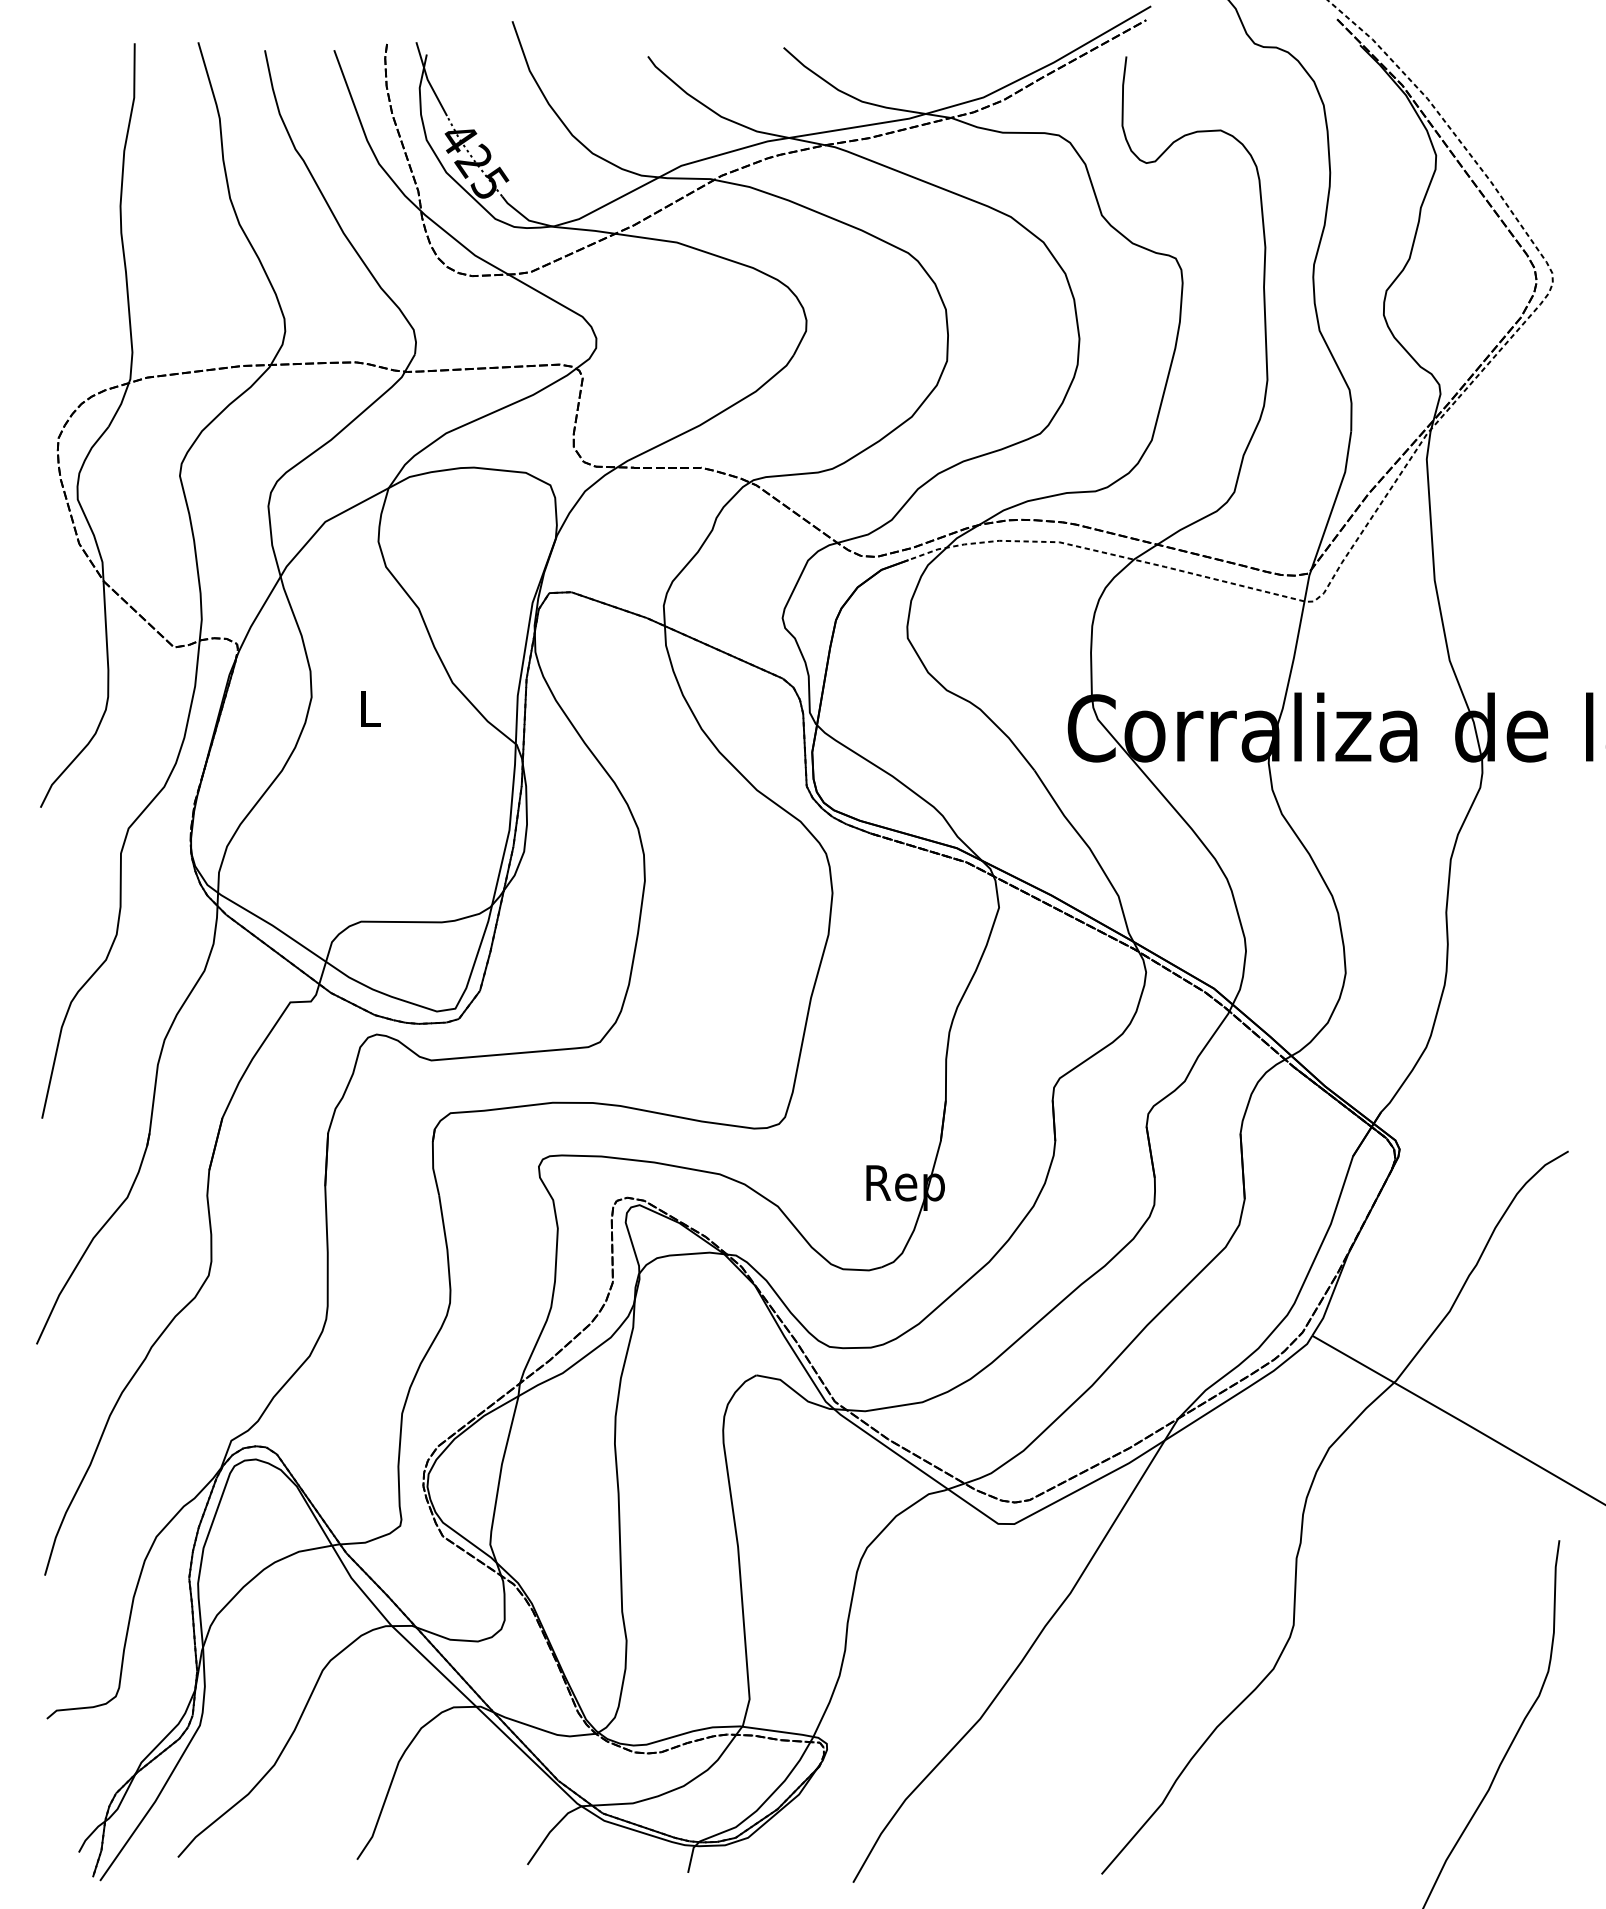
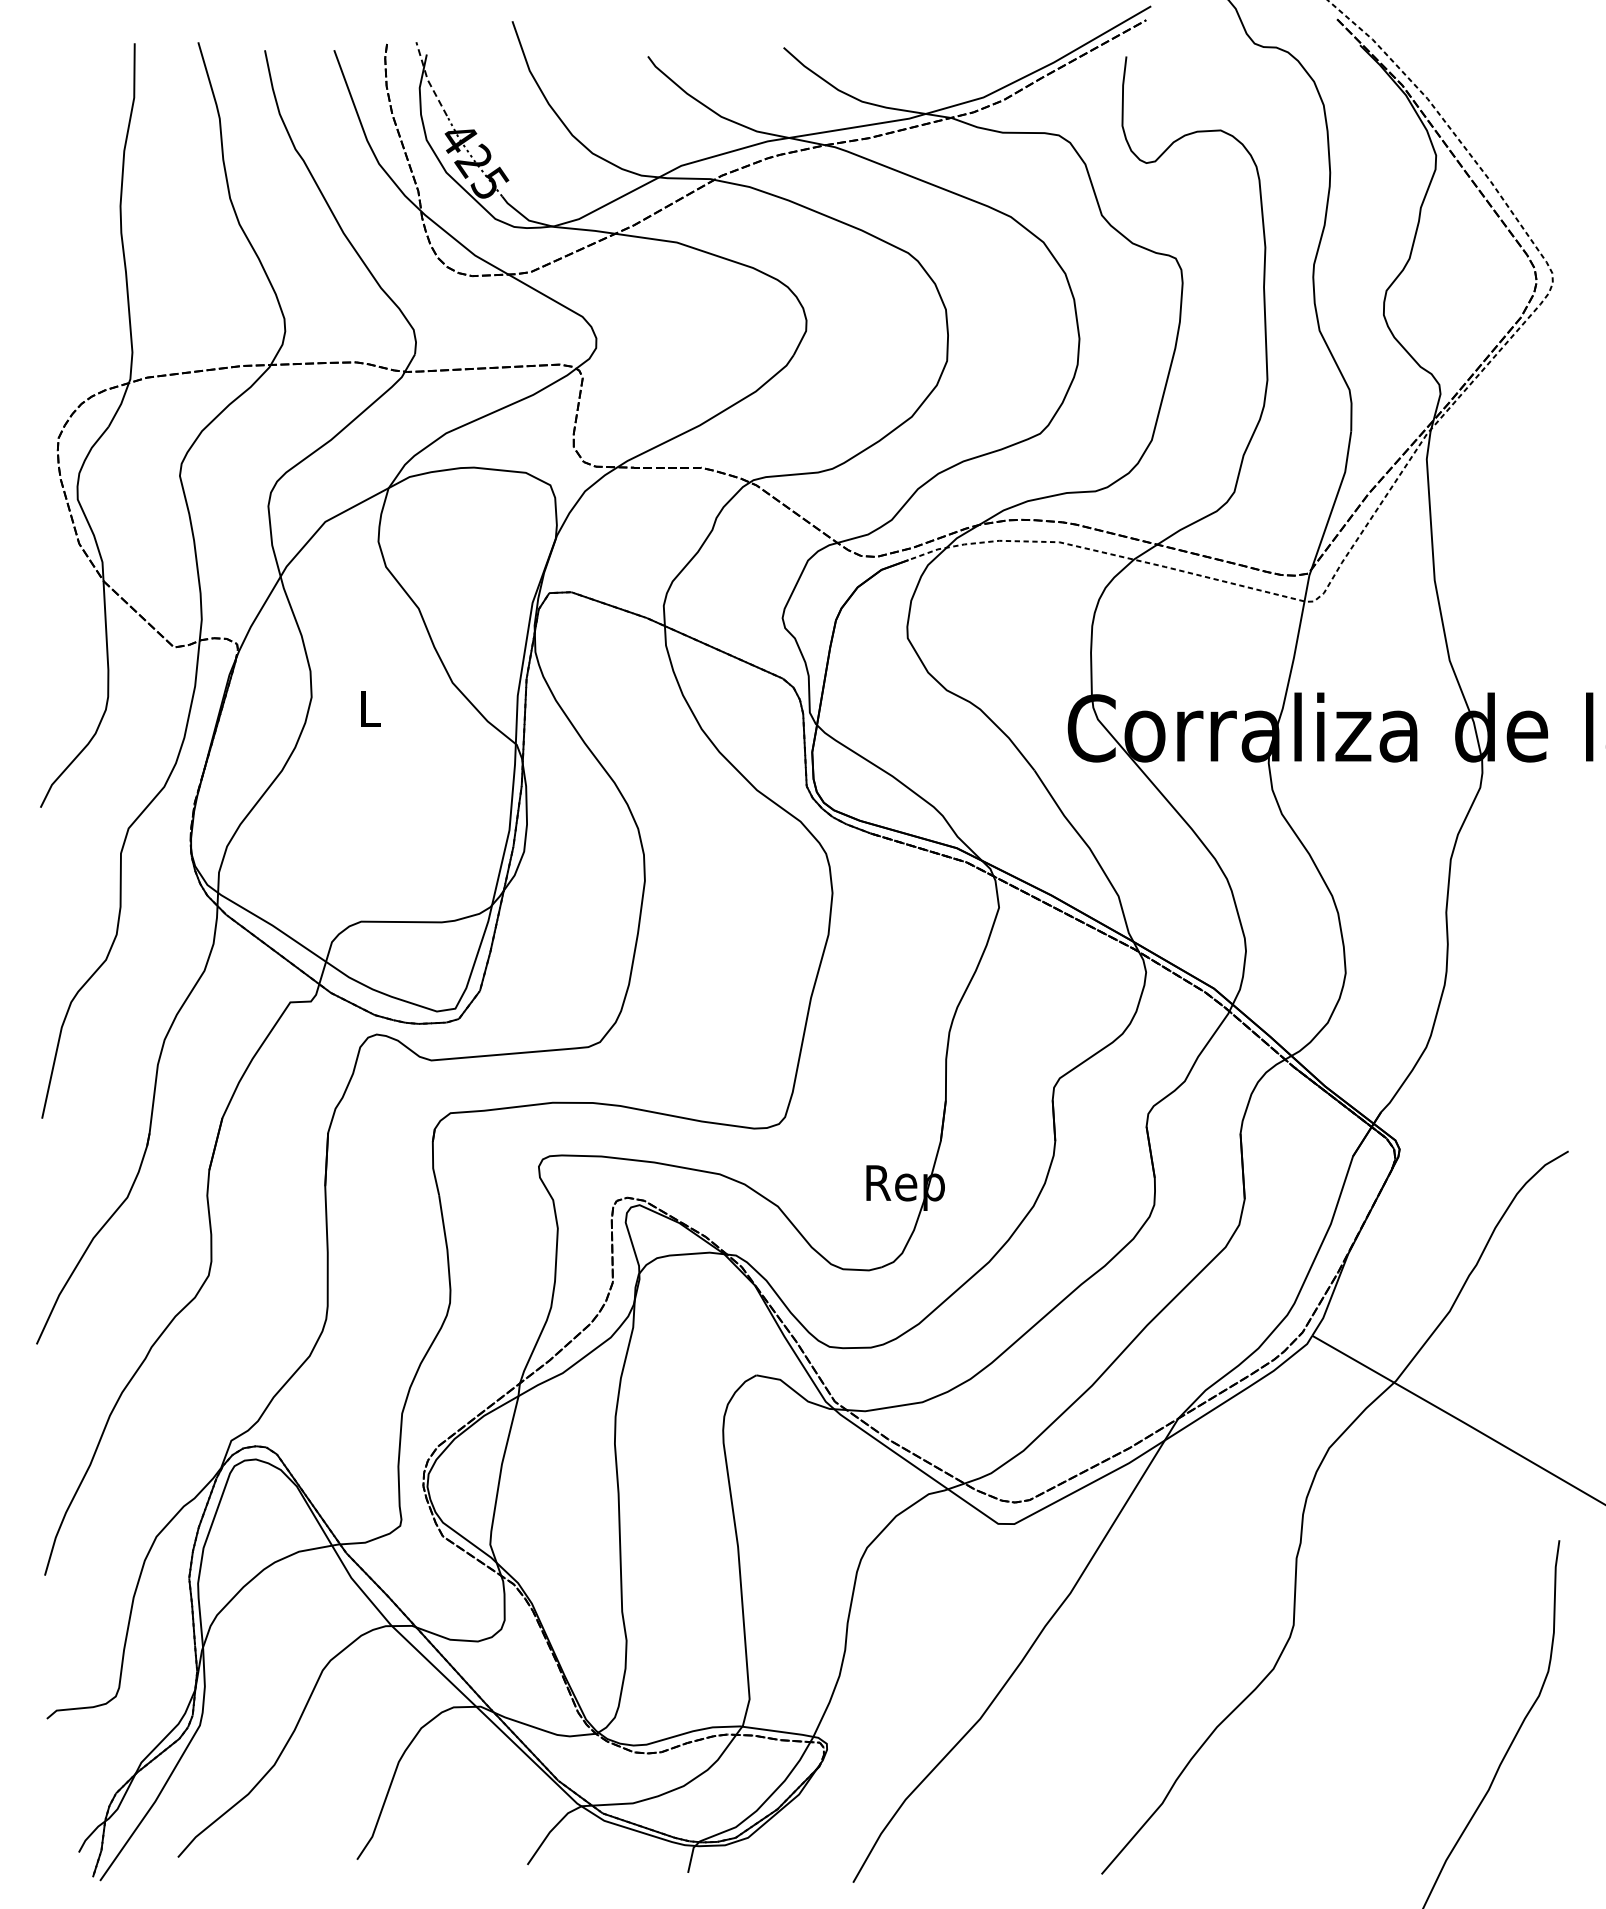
line: solid -> dashed (427, 79)
